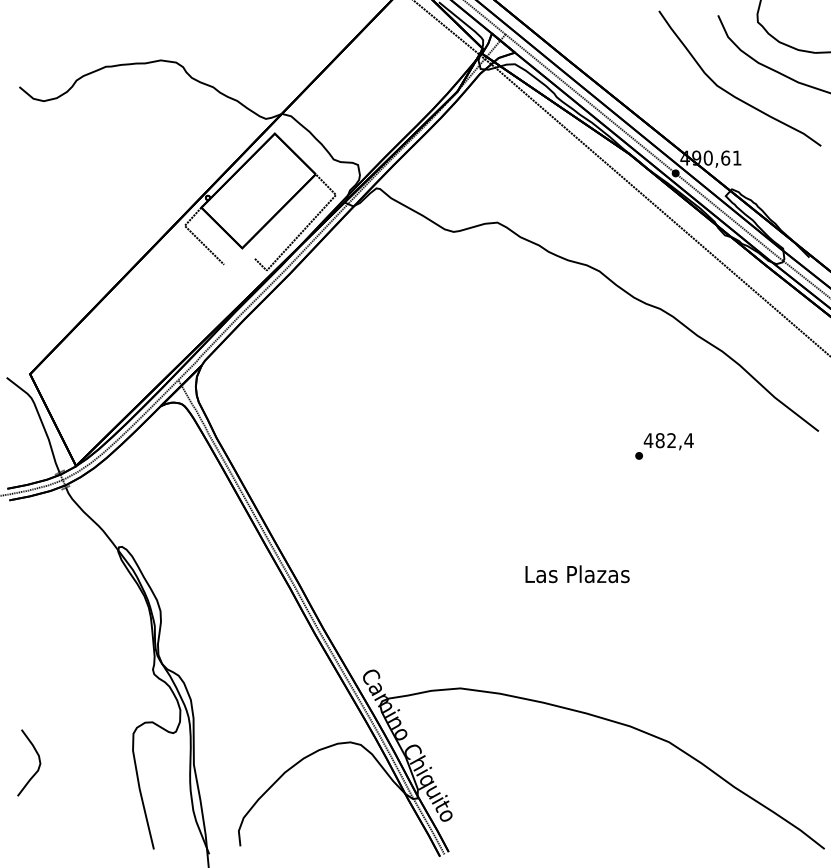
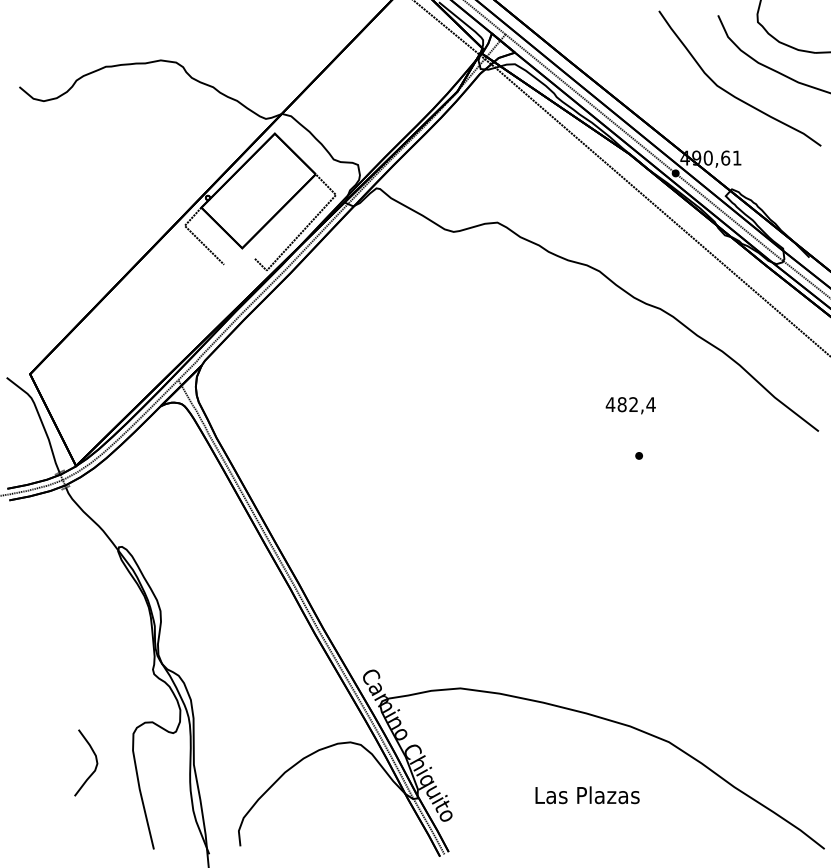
text position: (668, 441) -> (630, 405) (630, 405)
text position: (577, 574) -> (587, 795) (587, 795)
curve position: (38, 760) -> (95, 760) (95, 760)
